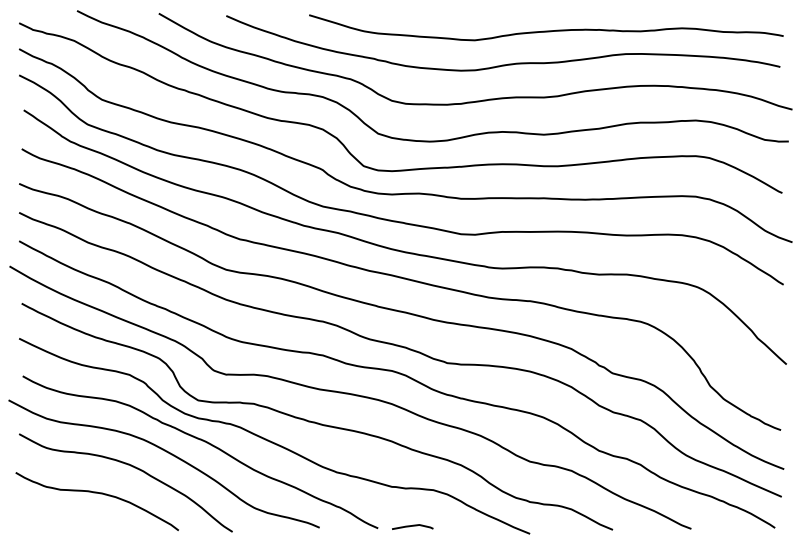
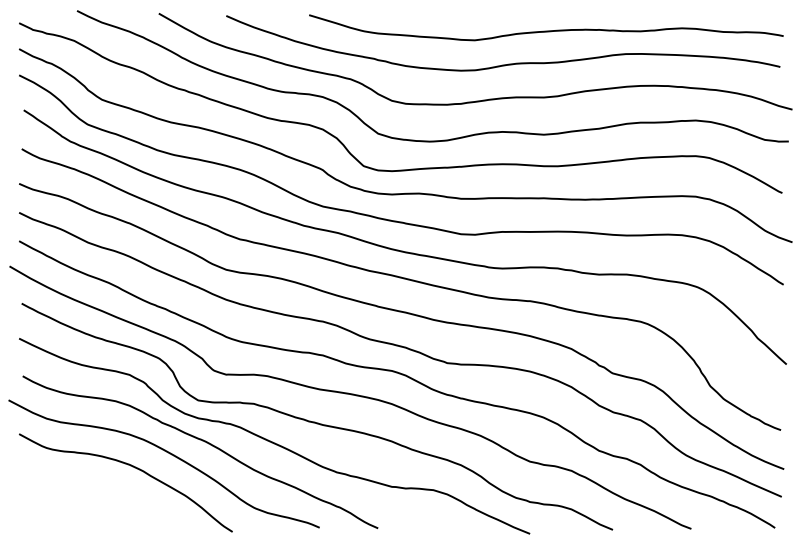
curve: present -> none (96, 493)
curve: present -> none (412, 526)
